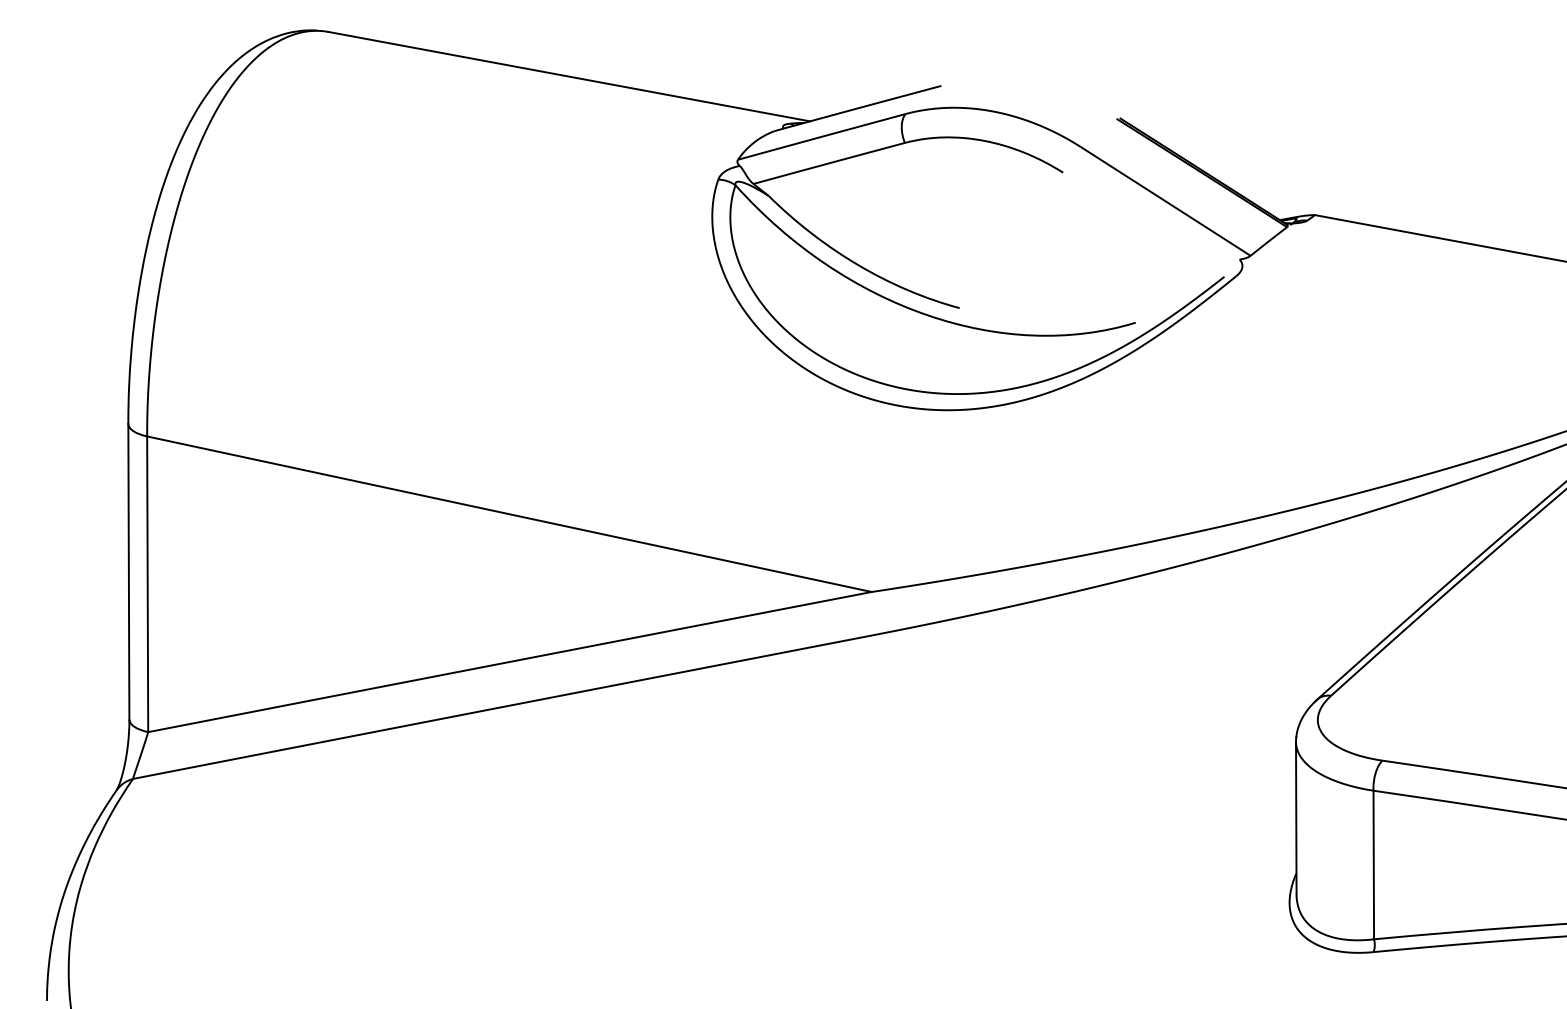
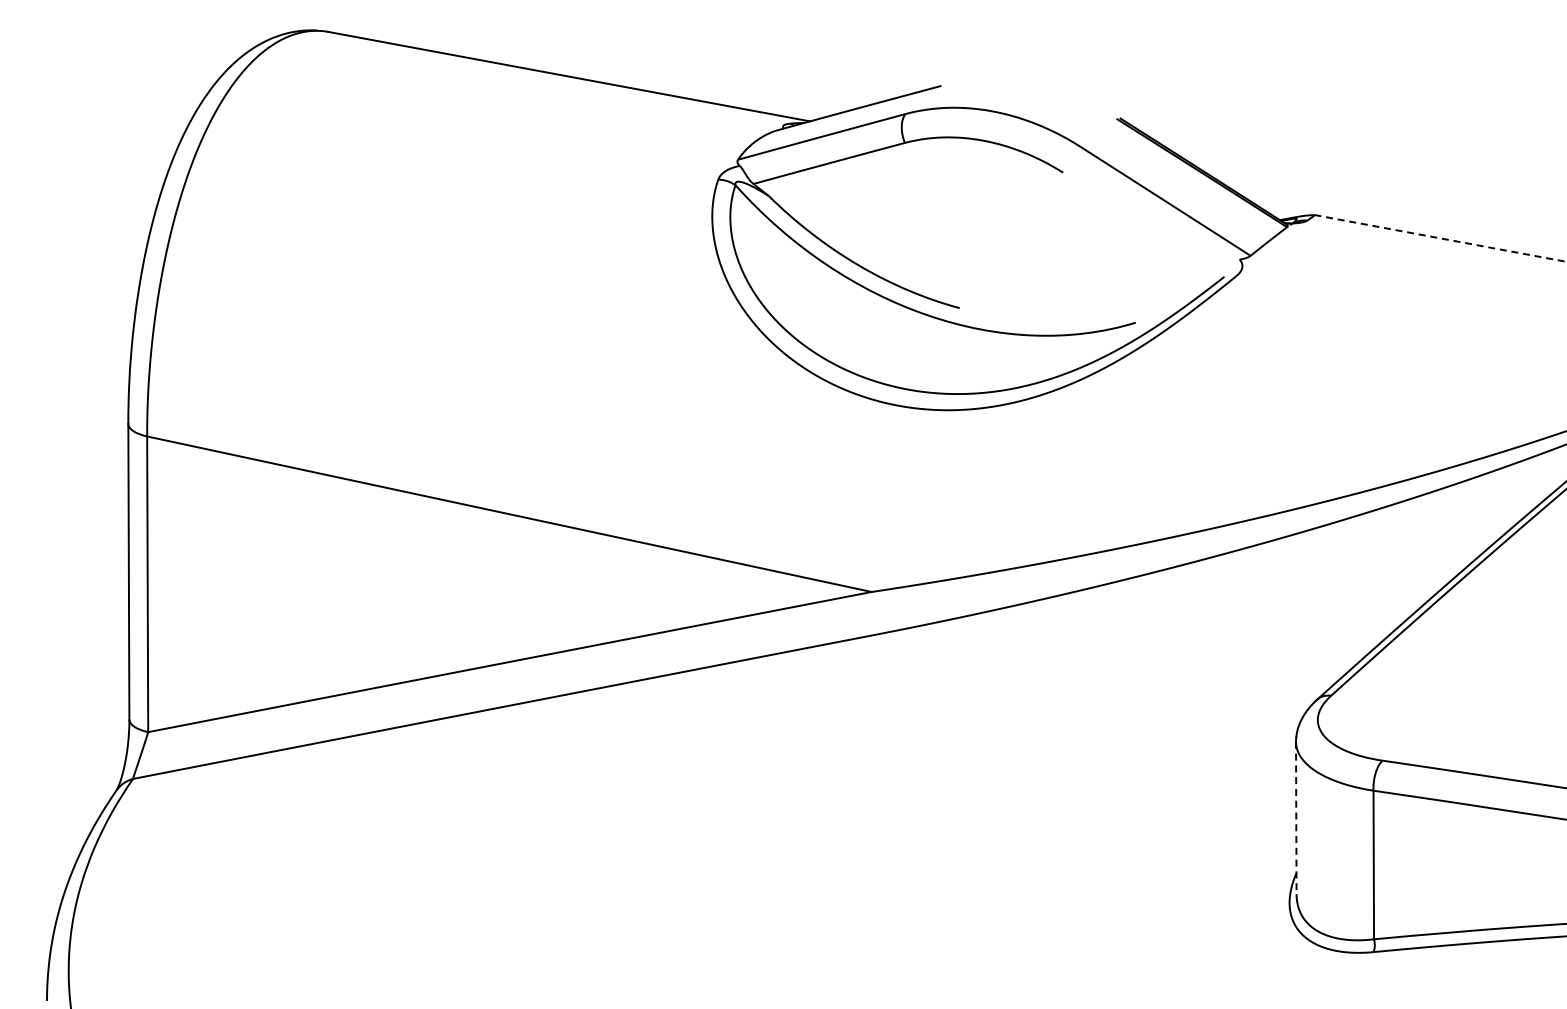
line: solid -> dashed (1440, 238)
line: solid -> dashed (1296, 818)
